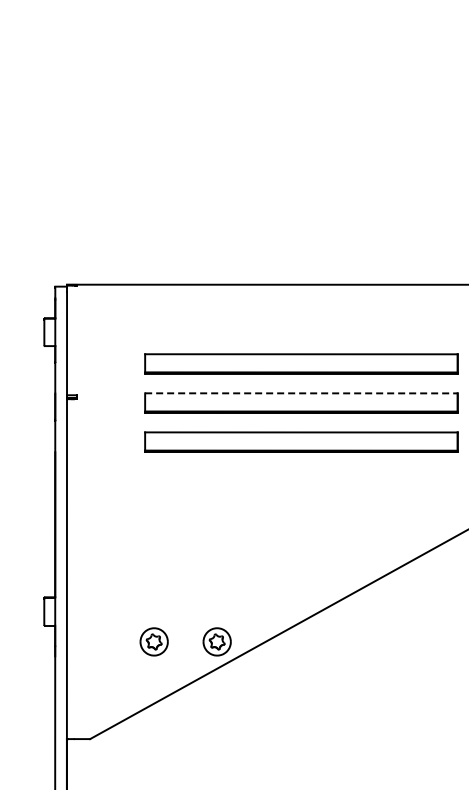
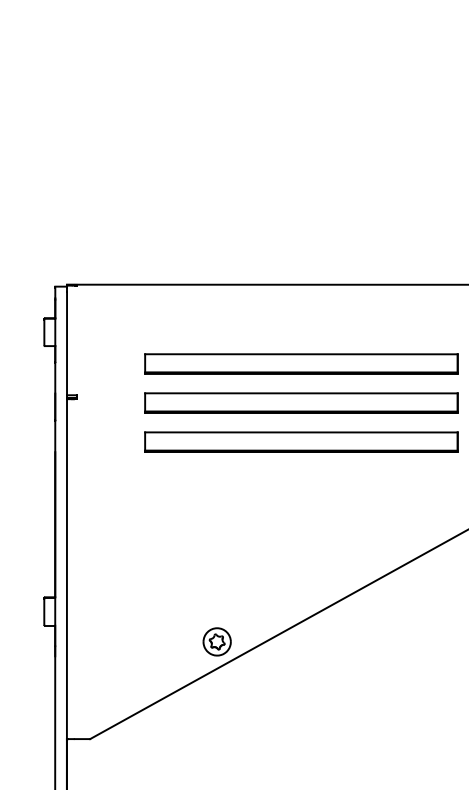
line: dashed -> solid (301, 393)
part: present -> none (153, 641)
